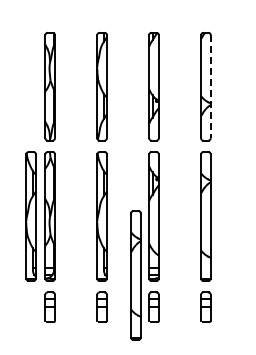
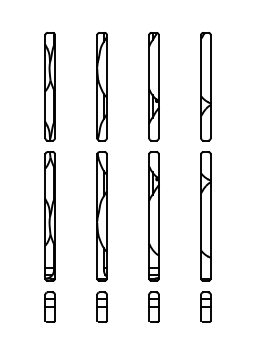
line: dashed -> solid (210, 86)
part: present -> none (30, 216)
part: present -> none (135, 275)
